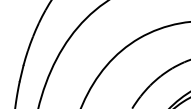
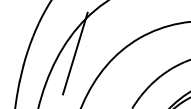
line: none -> present (75, 53)
